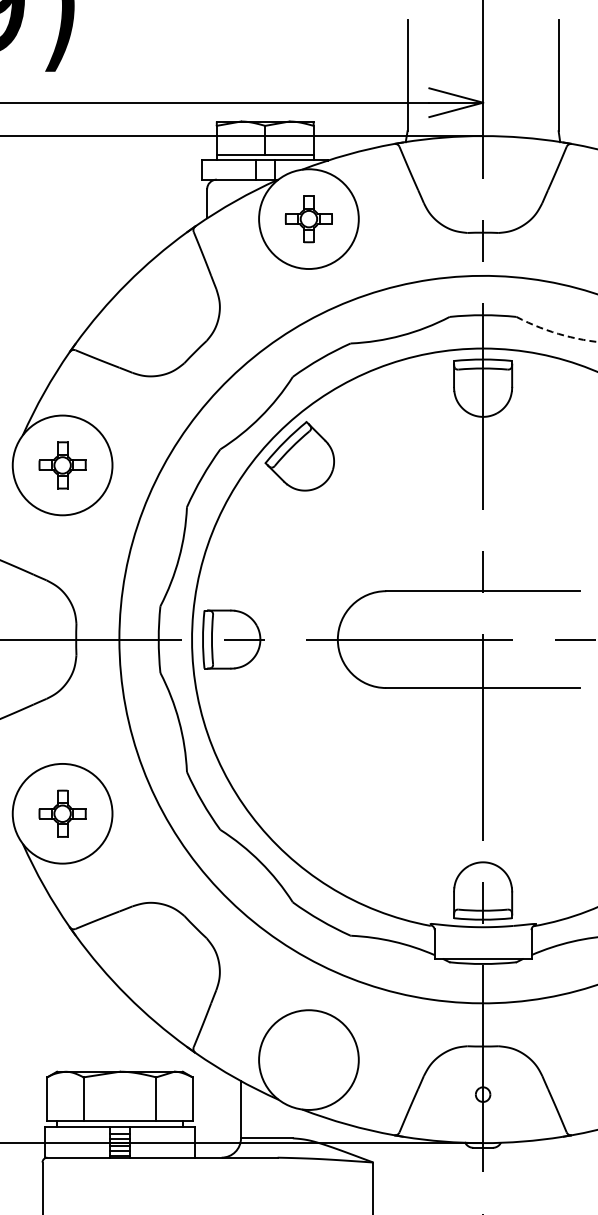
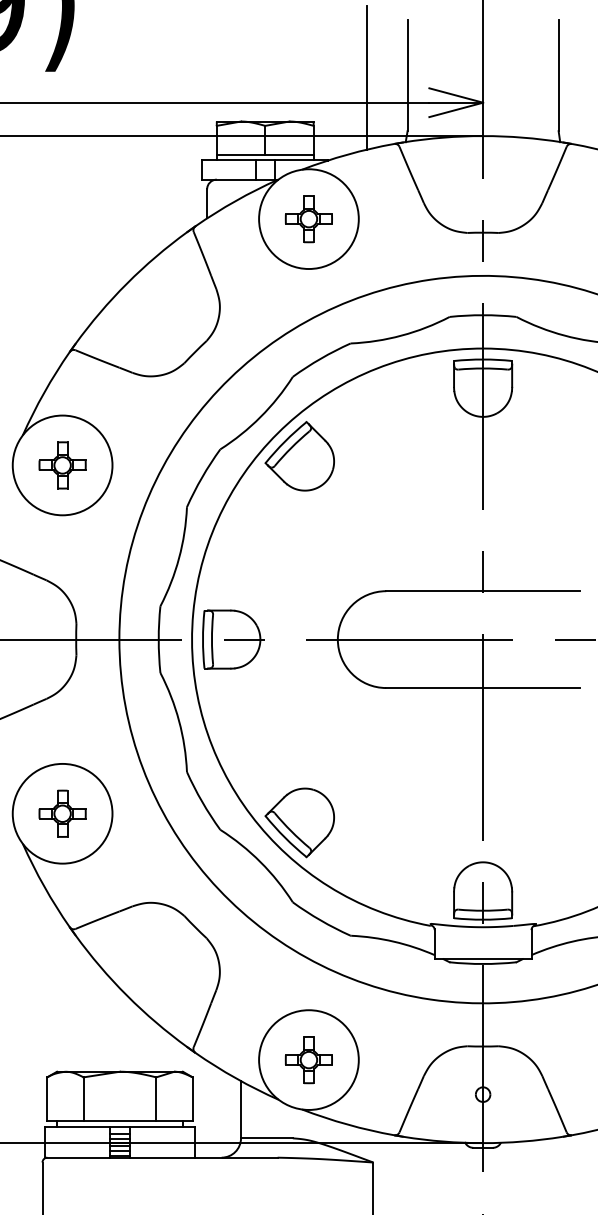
line: none -> present (366, 77)
arc: dashed -> solid (556, 333)
part: none -> present (299, 822)
part: none -> present (308, 1060)
